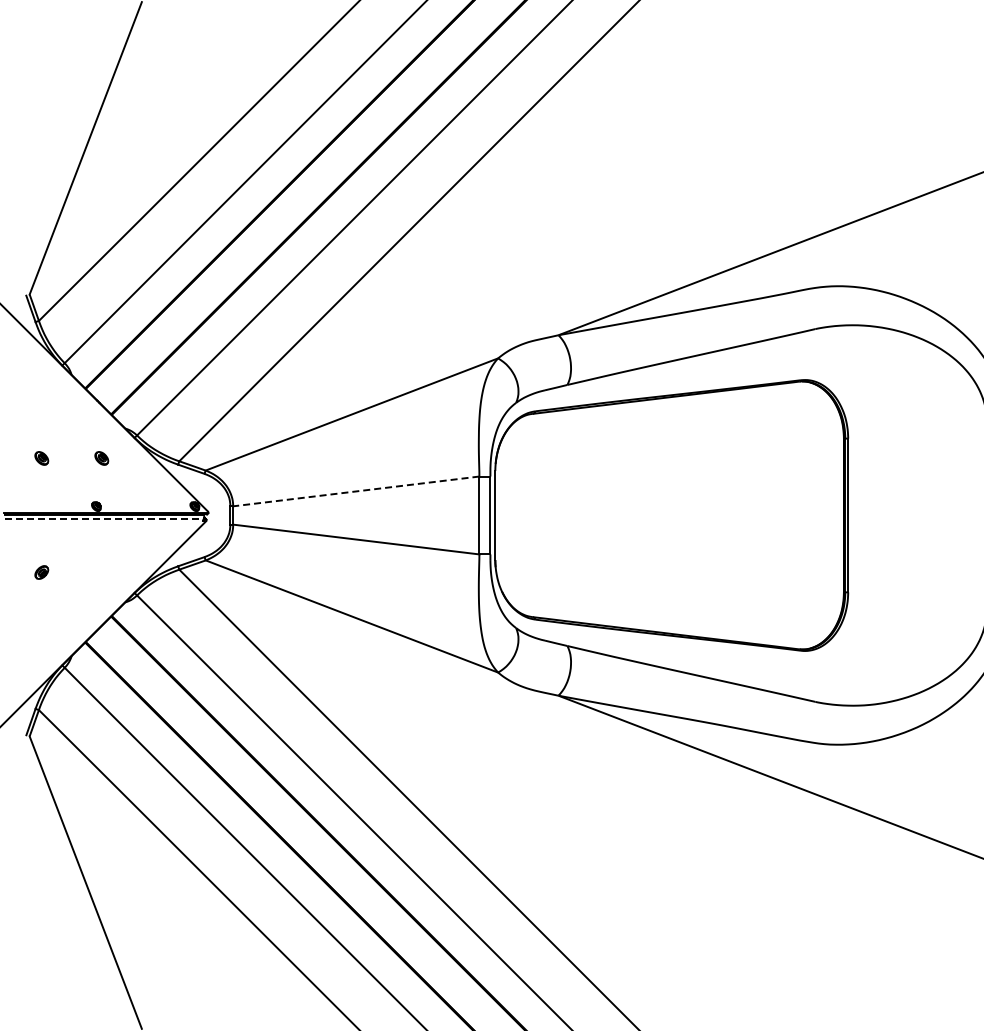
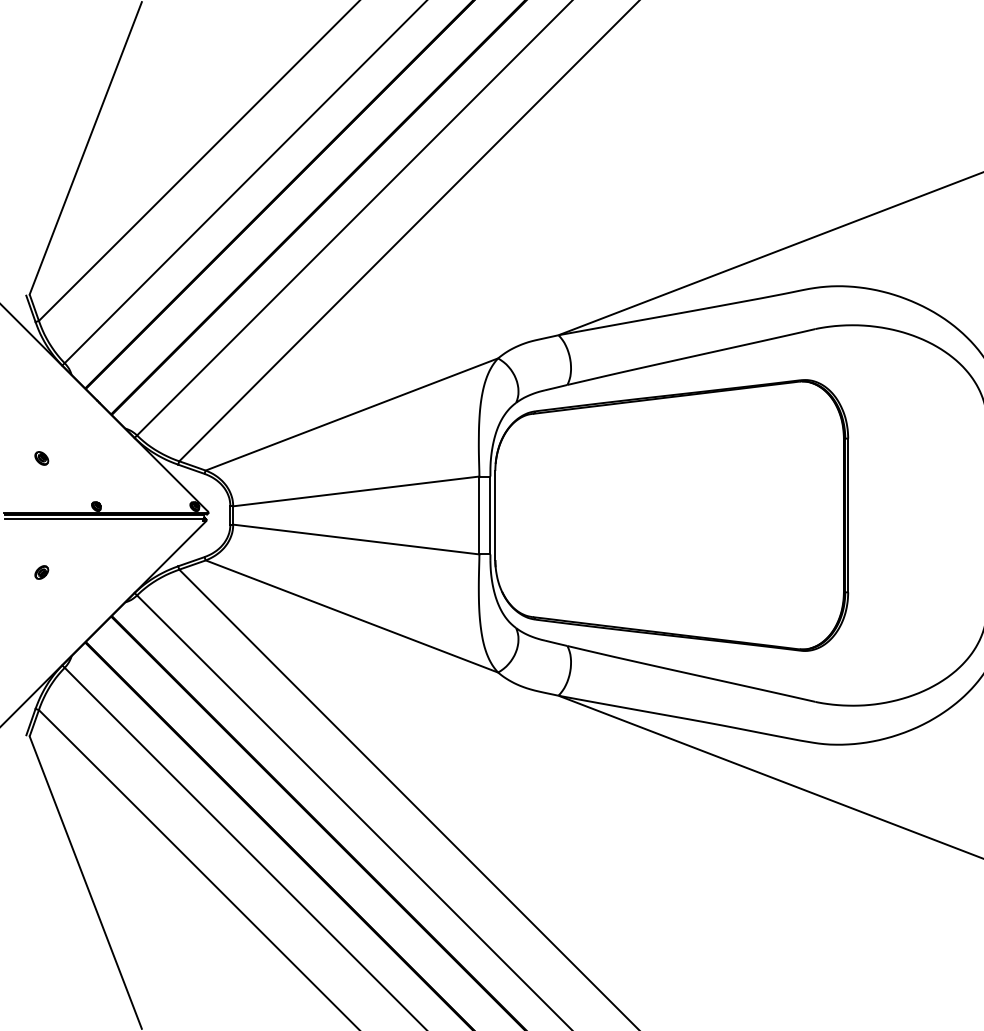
part: present -> none (101, 458)
line: dashed -> solid (356, 491)
line: dashed -> solid (104, 519)
